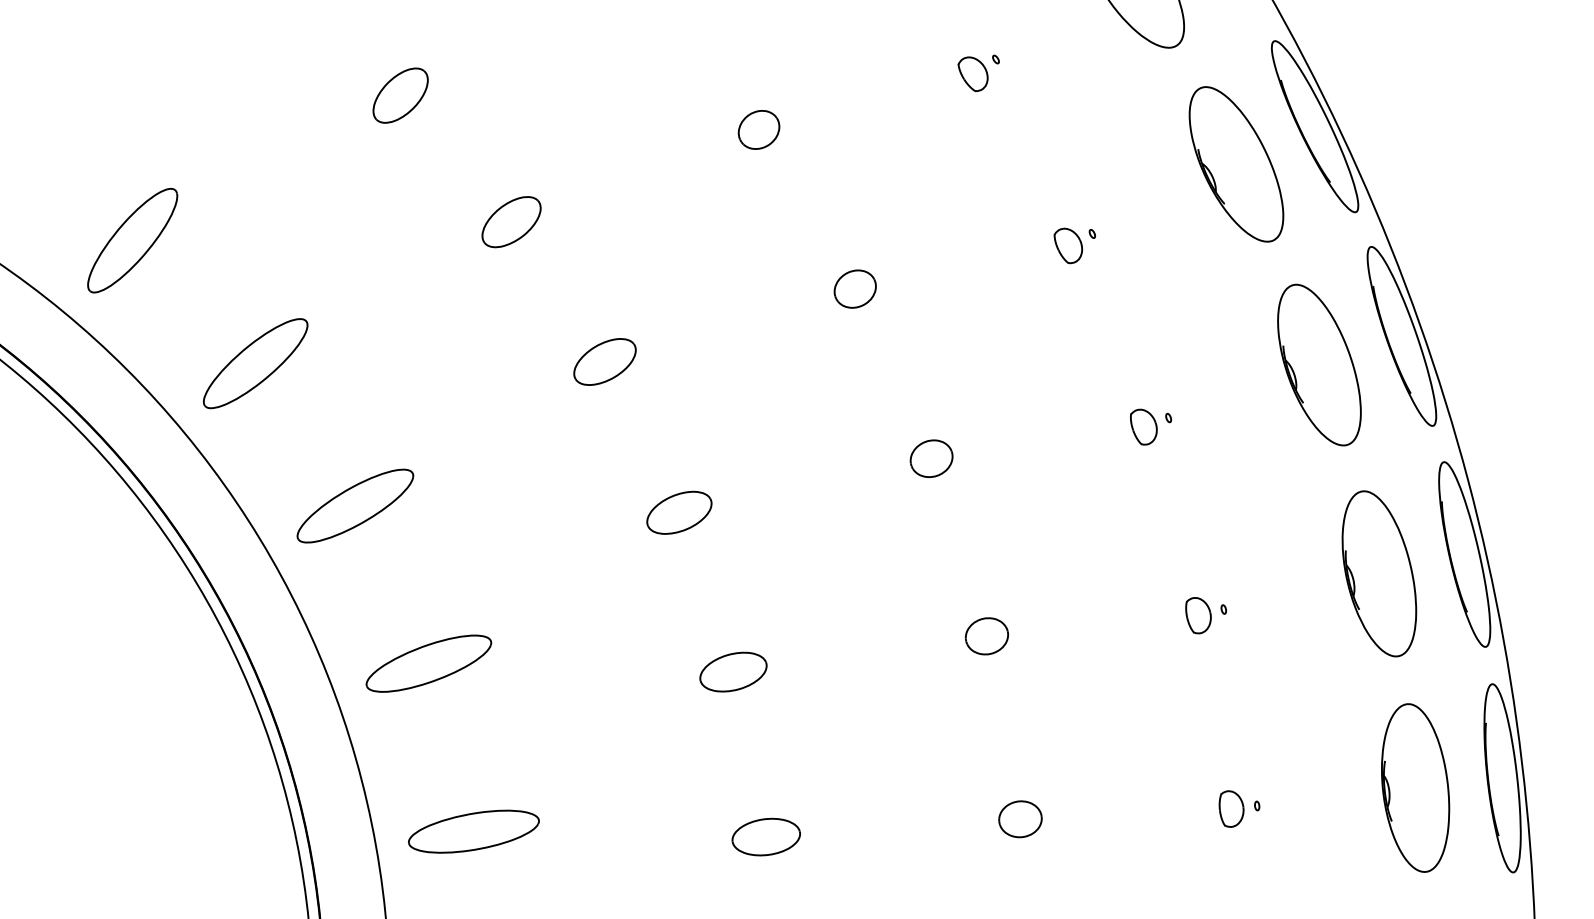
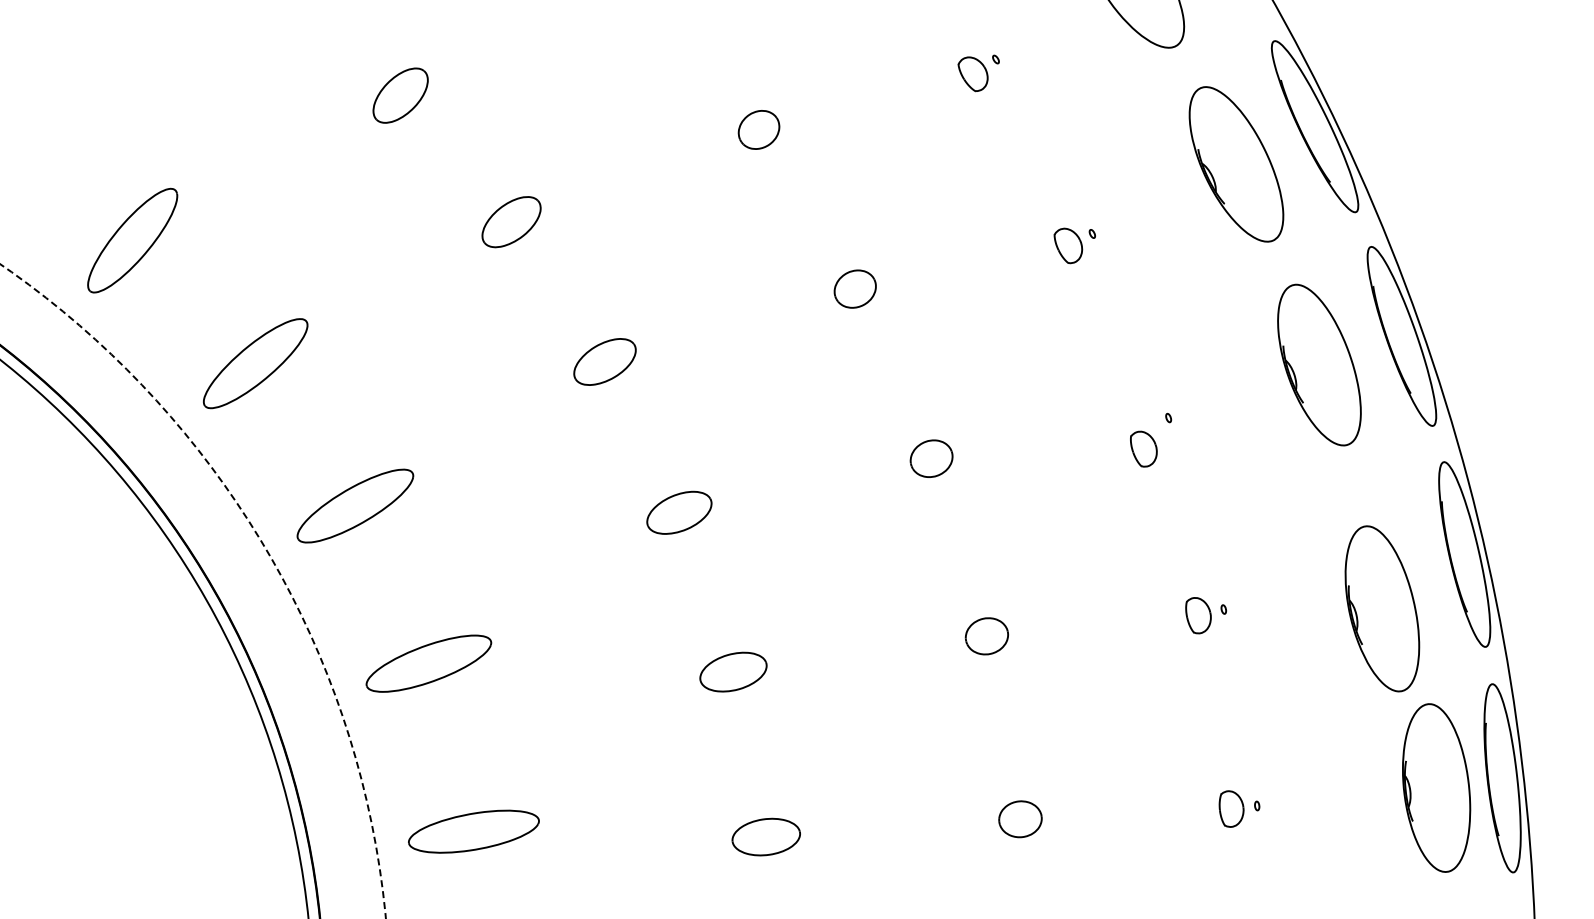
part position: (1143, 426) -> (1143, 448) (1143, 448)
part position: (1379, 573) -> (1382, 608) (1382, 608)
circle: solid -> dashed (192, 591)
part position: (1415, 787) -> (1436, 787) (1436, 787)
